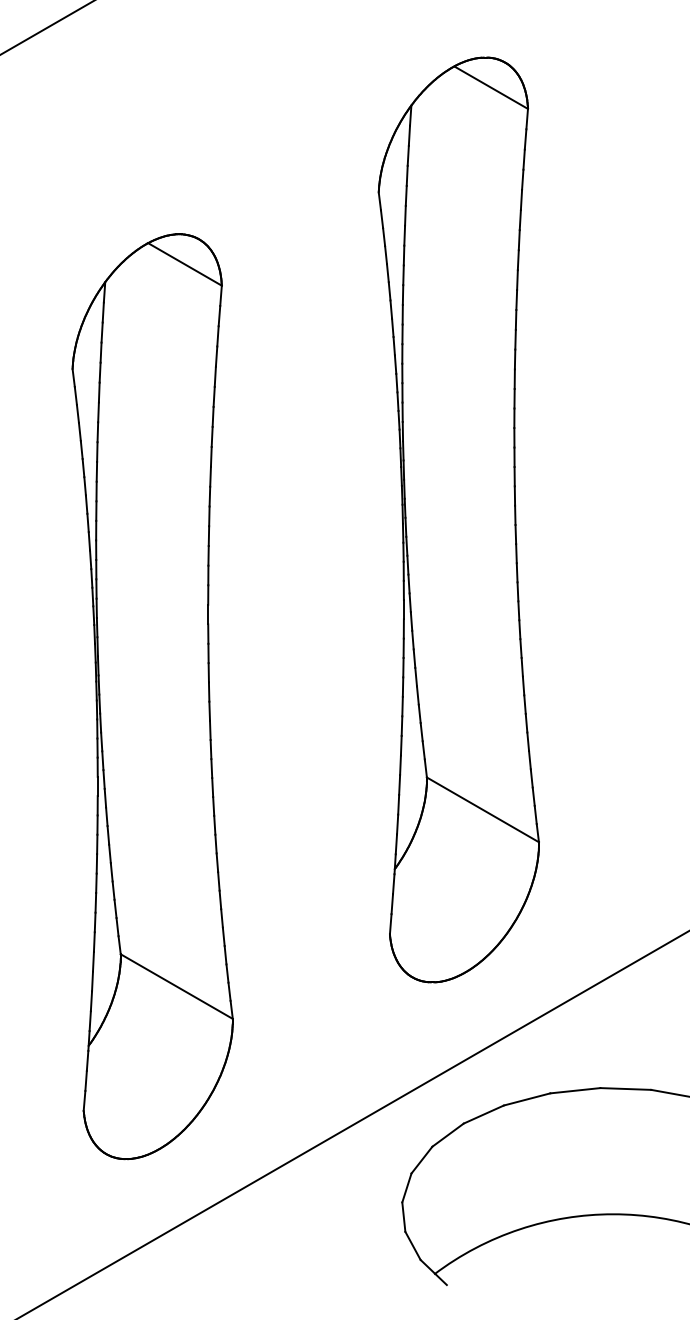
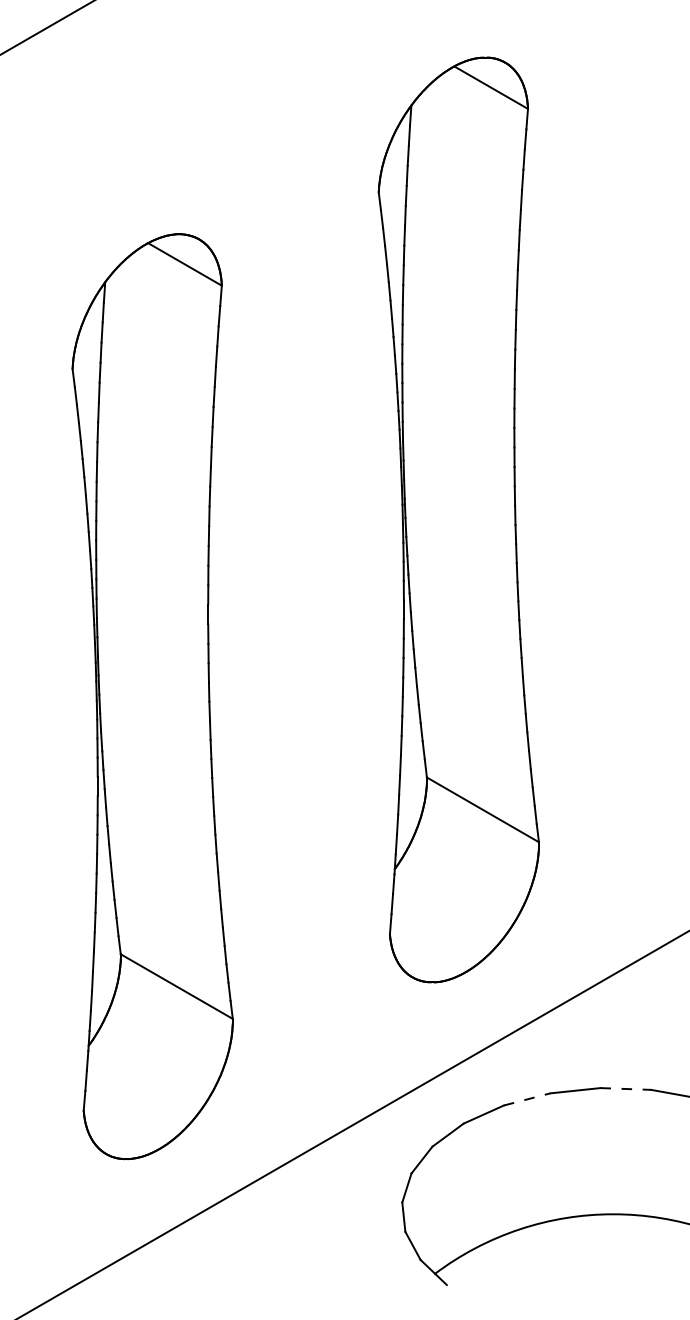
line: solid -> dashed (626, 1089)
line: solid -> dashed (527, 1099)
